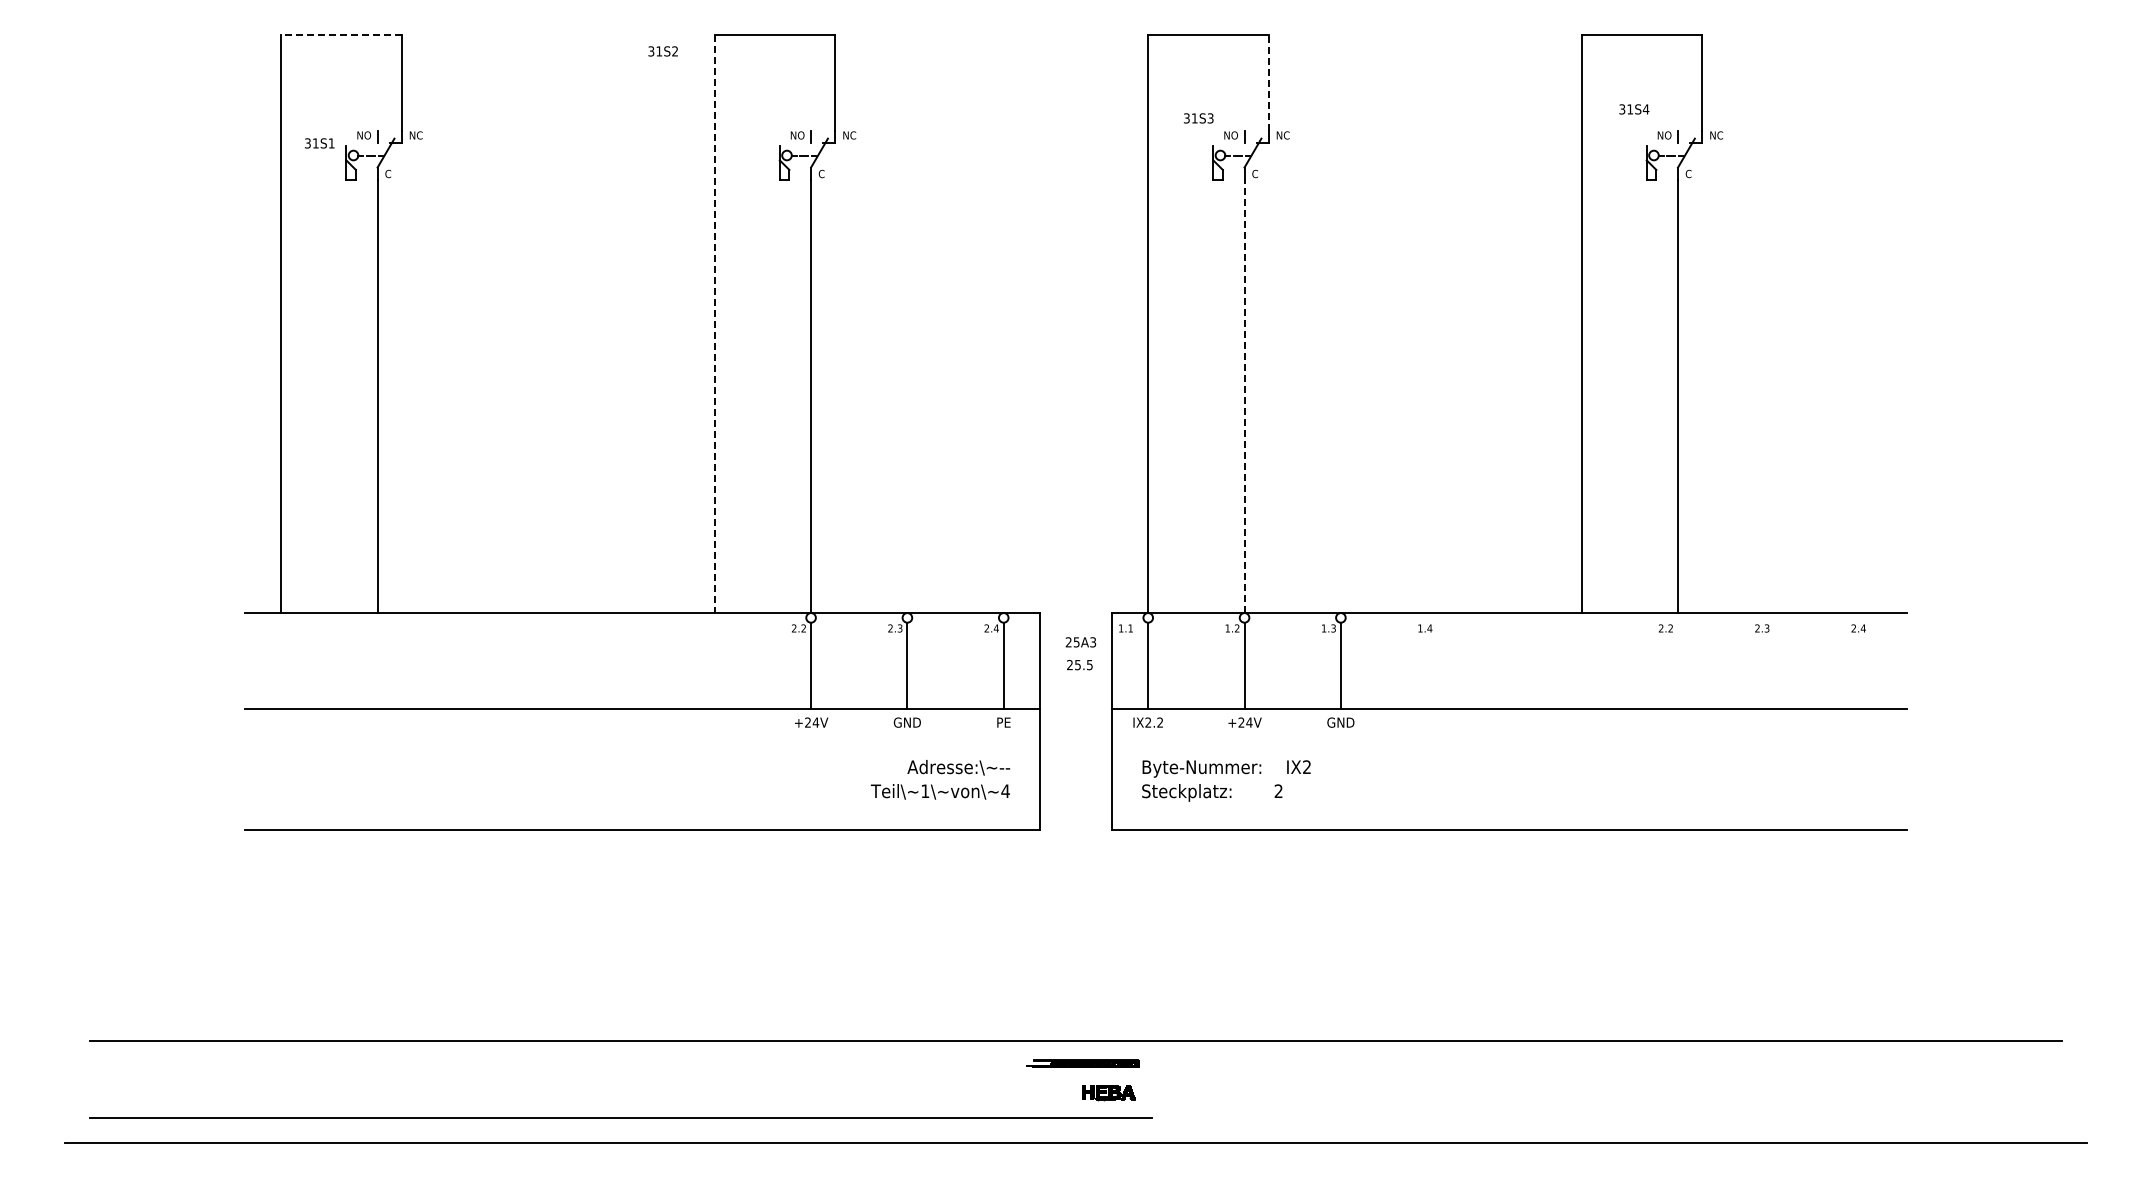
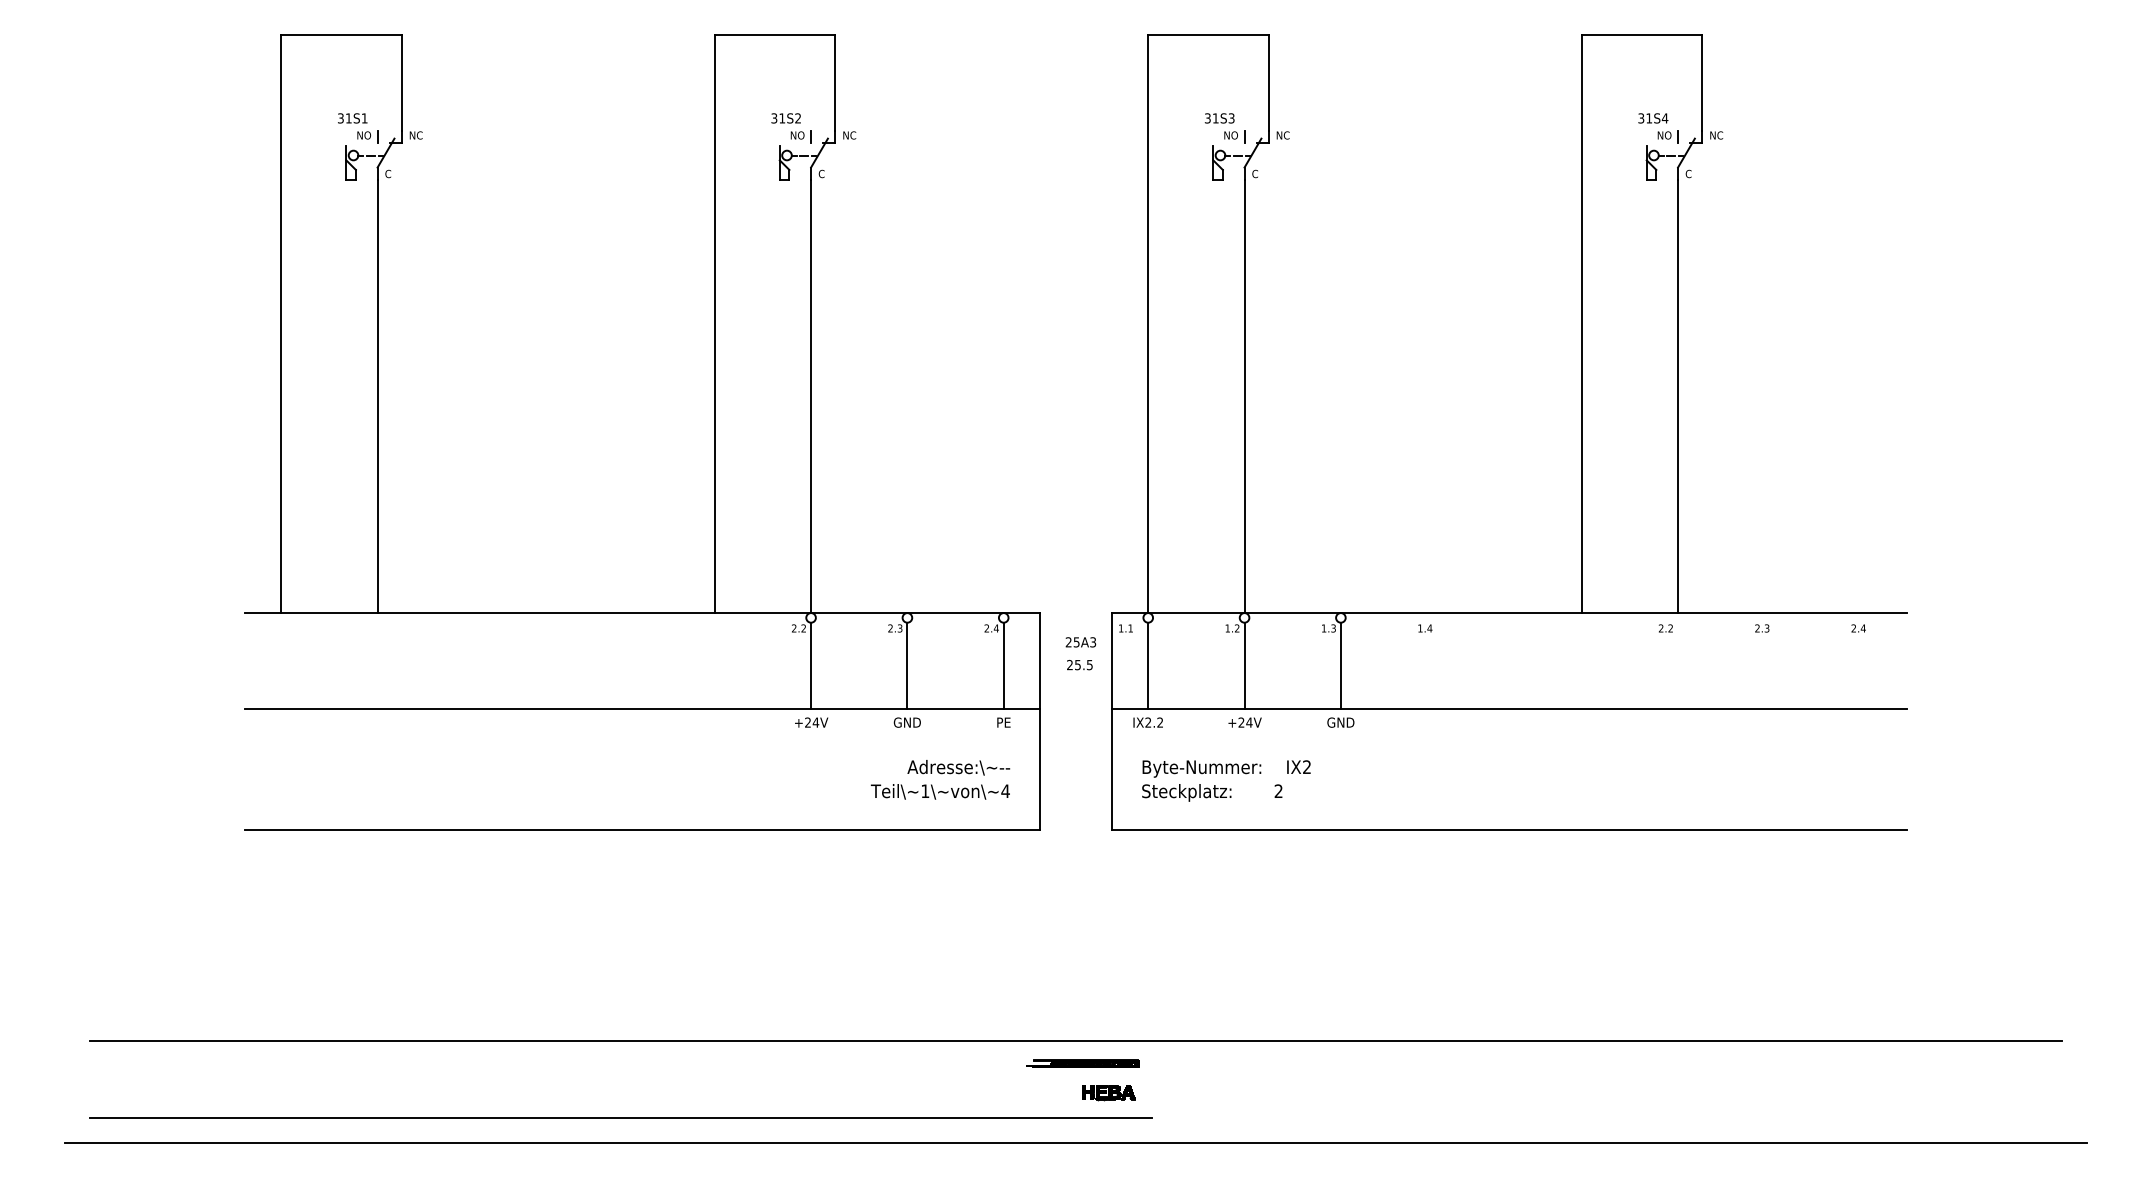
line: dashed -> solid (341, 35)
text position: (662, 51) -> (785, 118) (785, 118)
line: dashed -> solid (1268, 82)
text position: (1634, 109) -> (1653, 118) (1653, 118)
text position: (1198, 118) -> (1219, 118) (1219, 118)
text position: (319, 143) -> (352, 118) (352, 118)
line: dashed -> solid (714, 324)
line: dashed -> solid (1244, 396)
